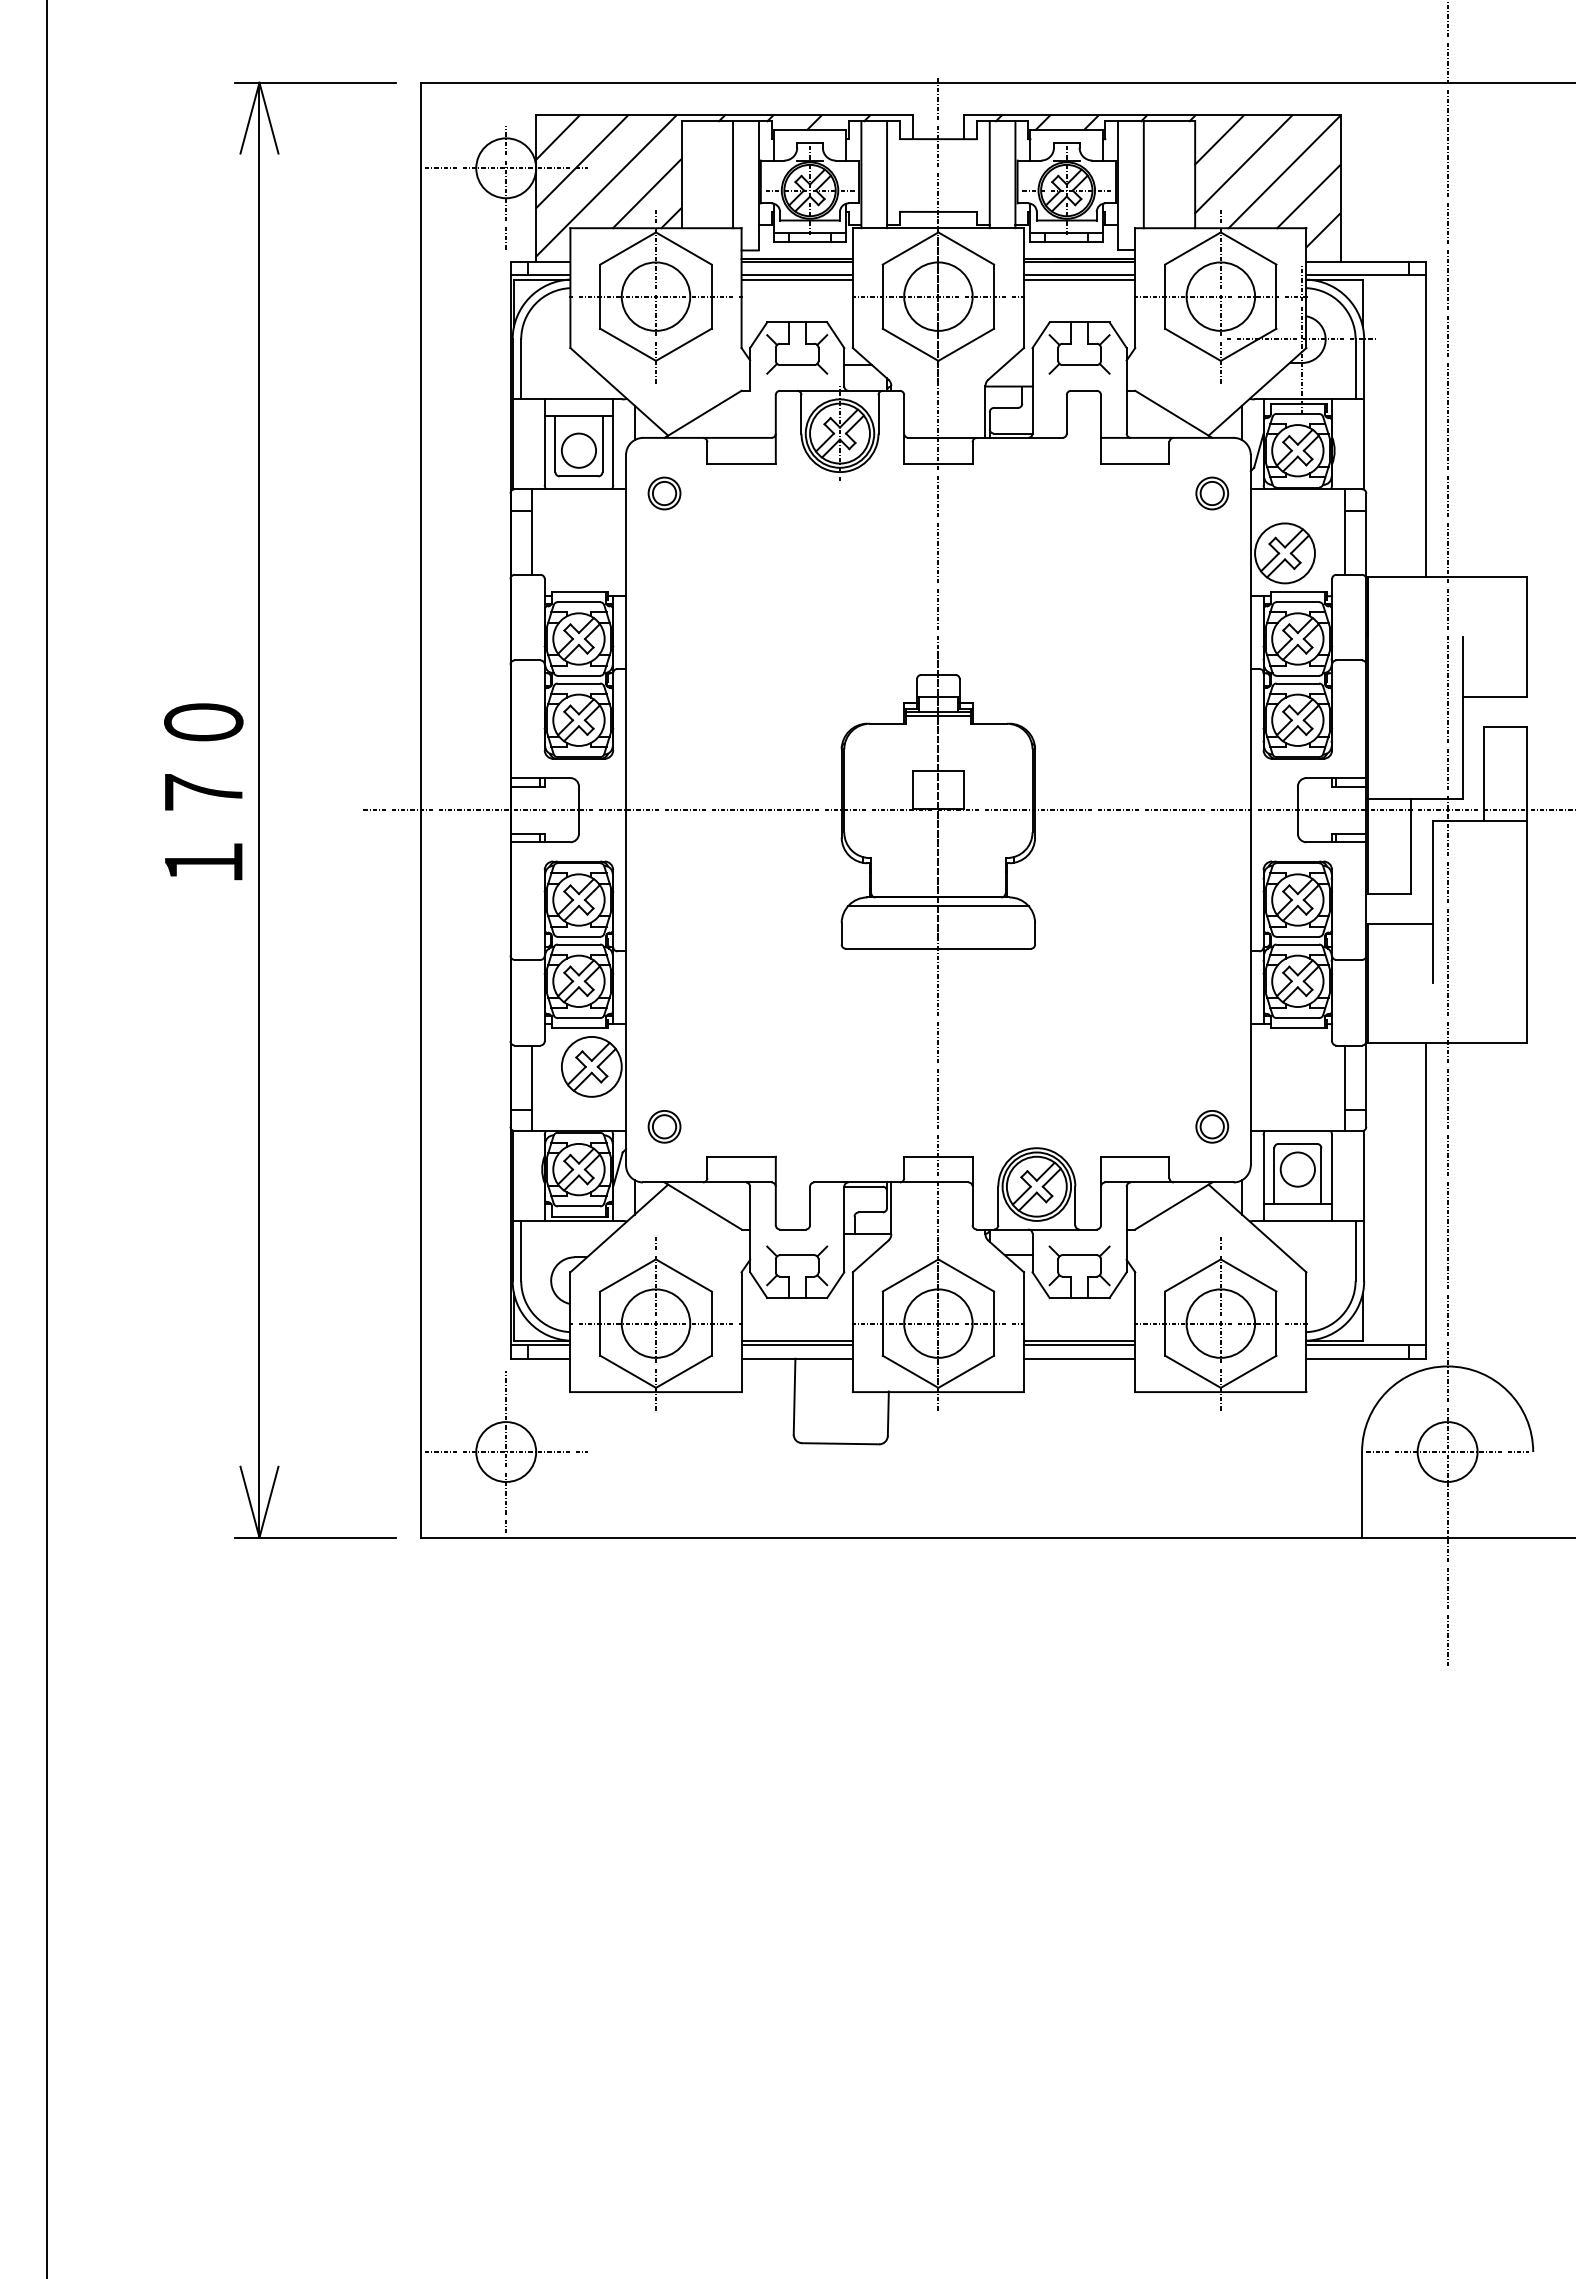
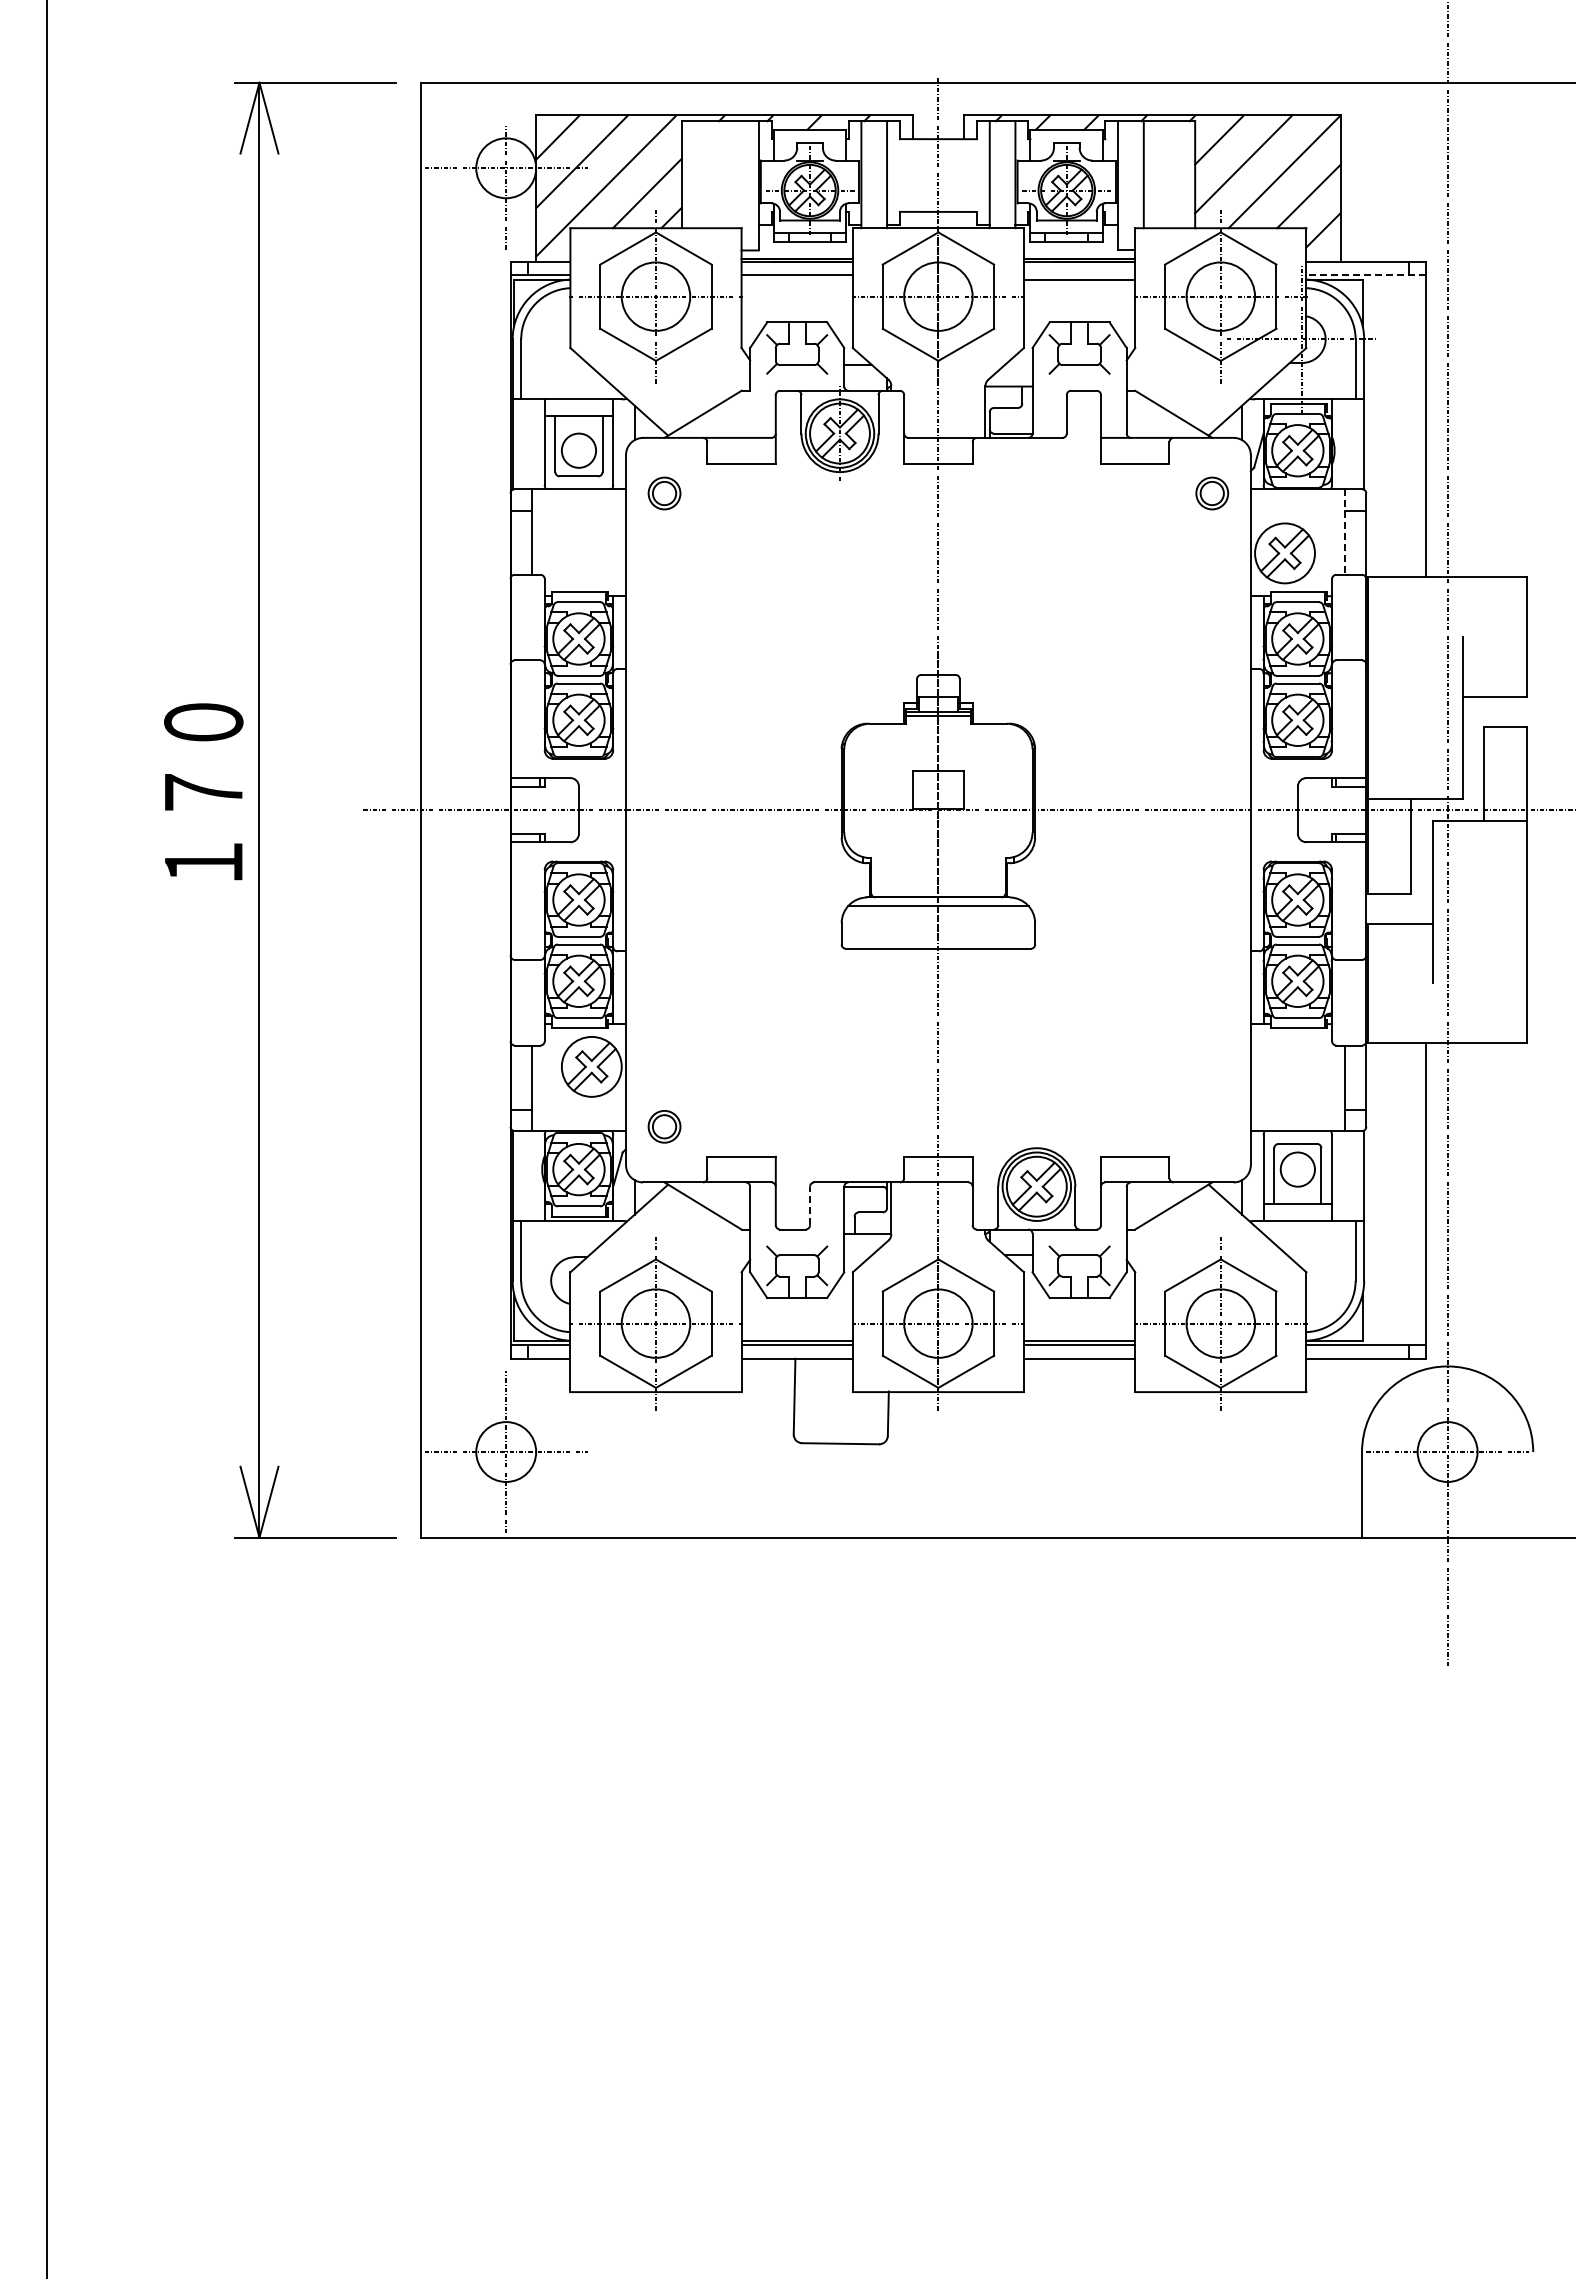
line: present -> none (733, 174)
line: present -> none (1079, 275)
line: solid -> dashed (1366, 275)
line: present -> none (796, 279)
line: solid -> dashed (1344, 532)
part: present -> none (1212, 1126)
line: solid -> dashed (810, 1205)
